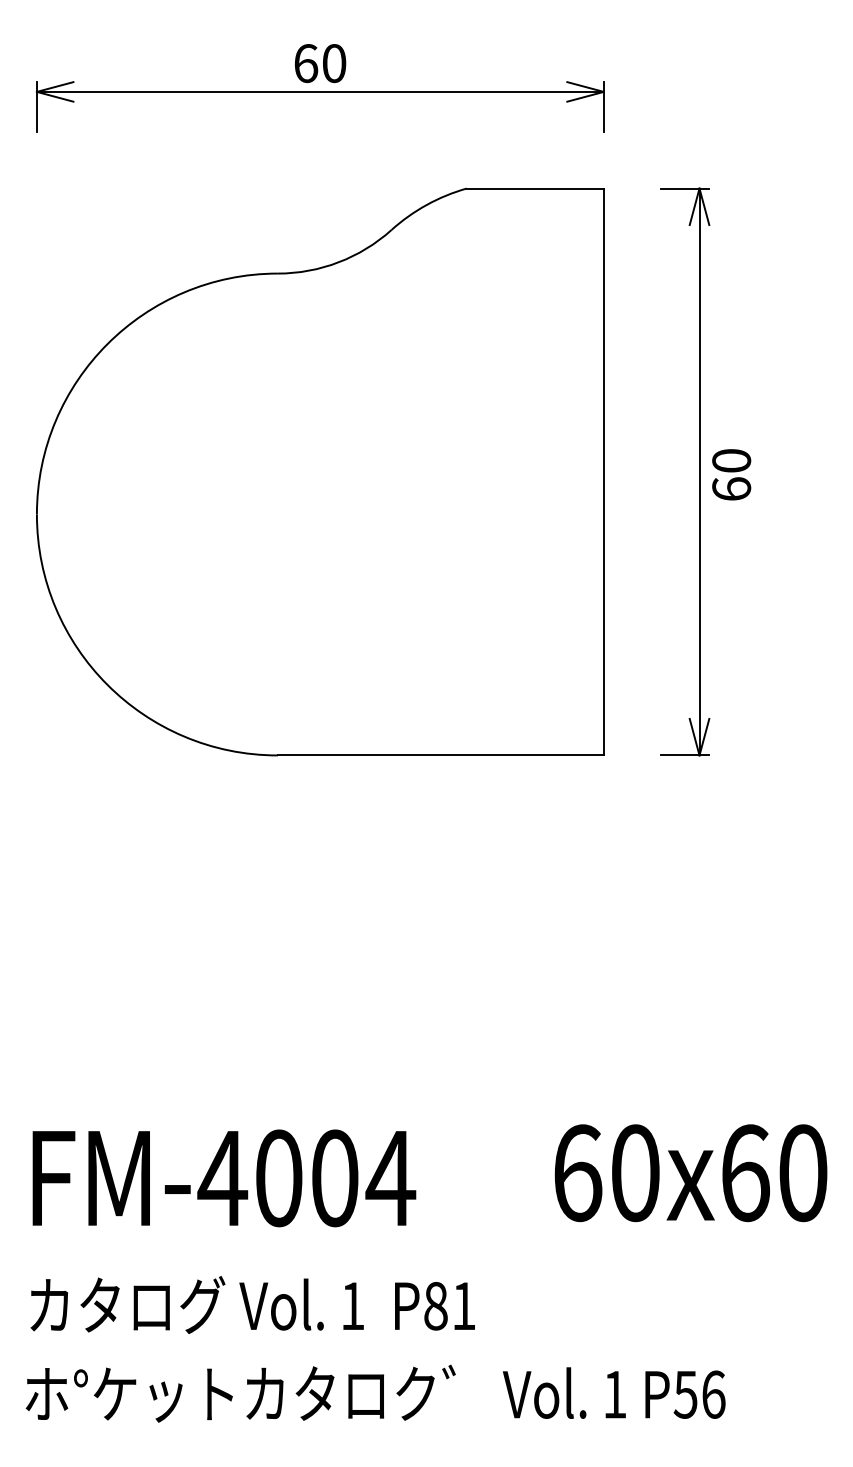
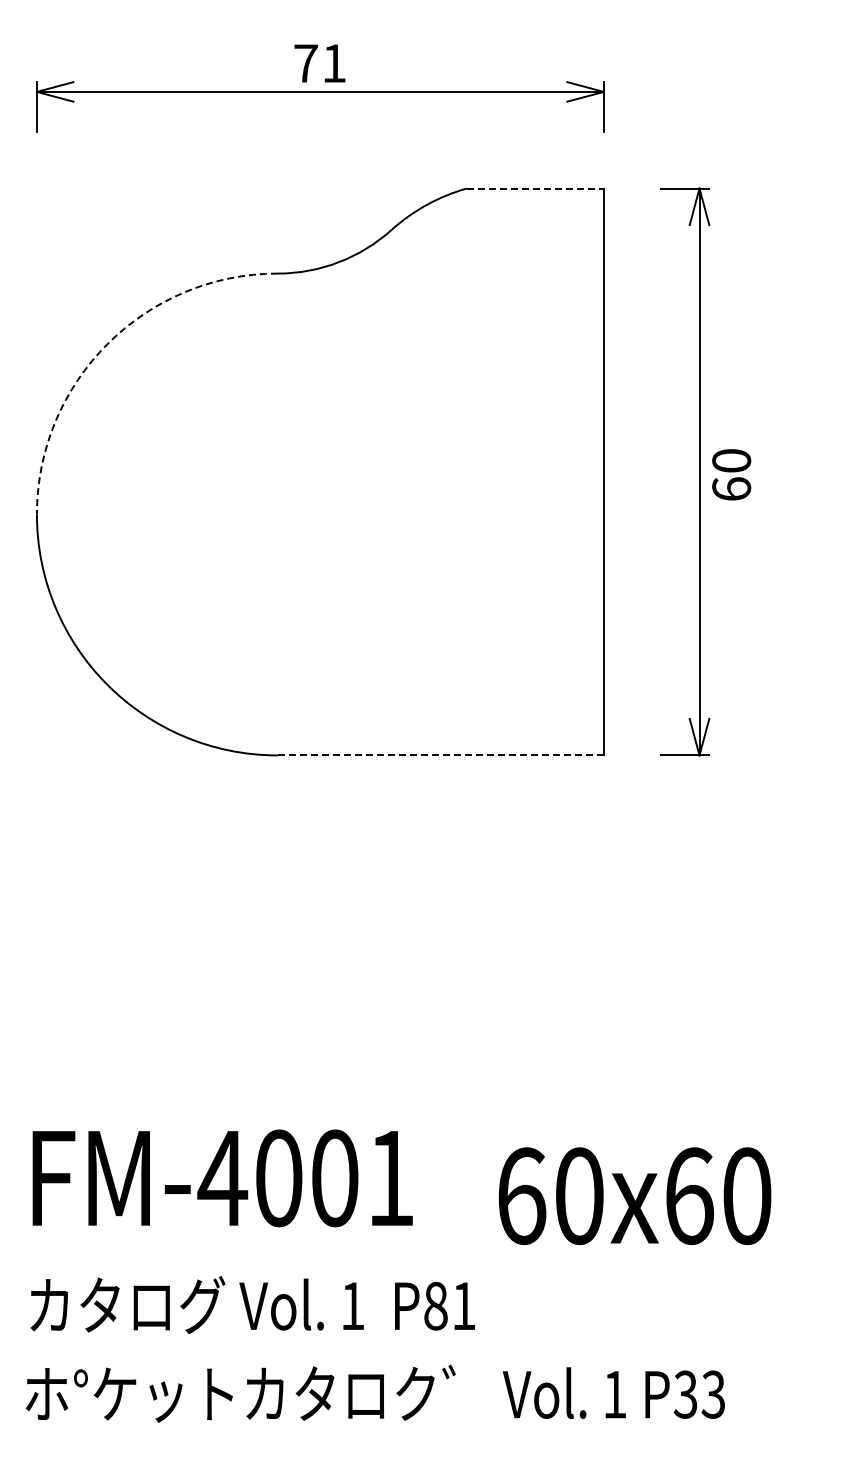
text: 60 -> 71 (320, 63)
line: solid -> dashed (535, 188)
arc: solid -> dashed (107, 344)
line: solid -> dashed (440, 755)
text position: (690, 1173) -> (634, 1196) (634, 1196)
text: FM-4004 -> FM-4001 (390, 1178)
text: P56 -> P33 (699, 1394)
